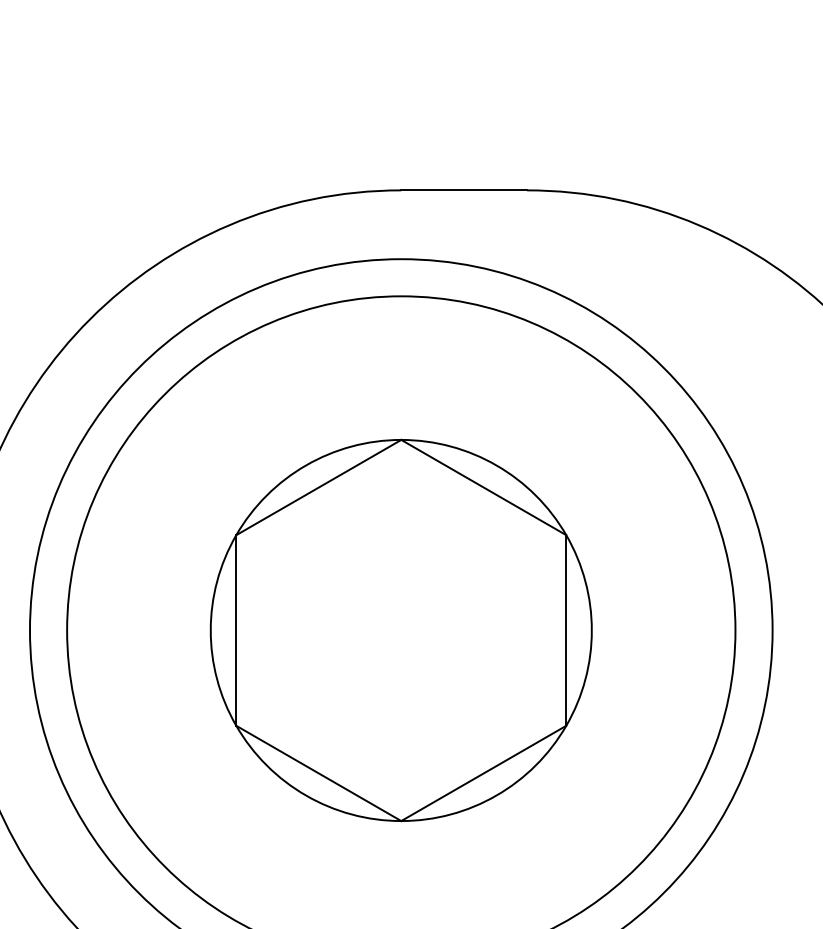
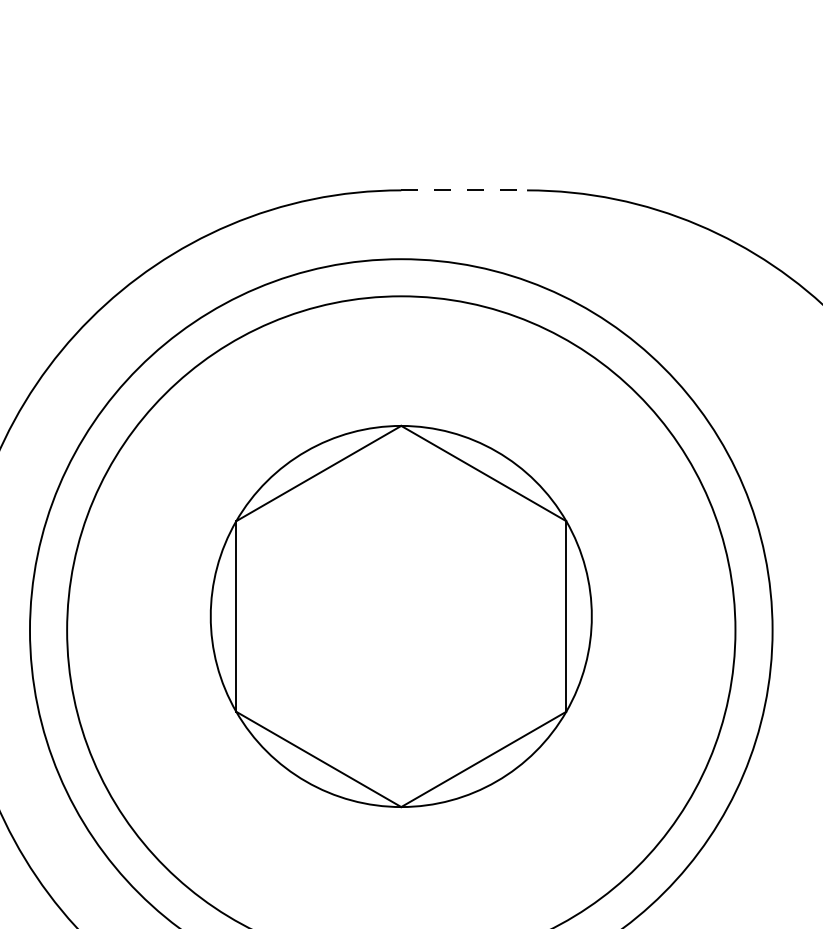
line: solid -> dashed (464, 190)
part position: (400, 630) -> (400, 616) (400, 616)
